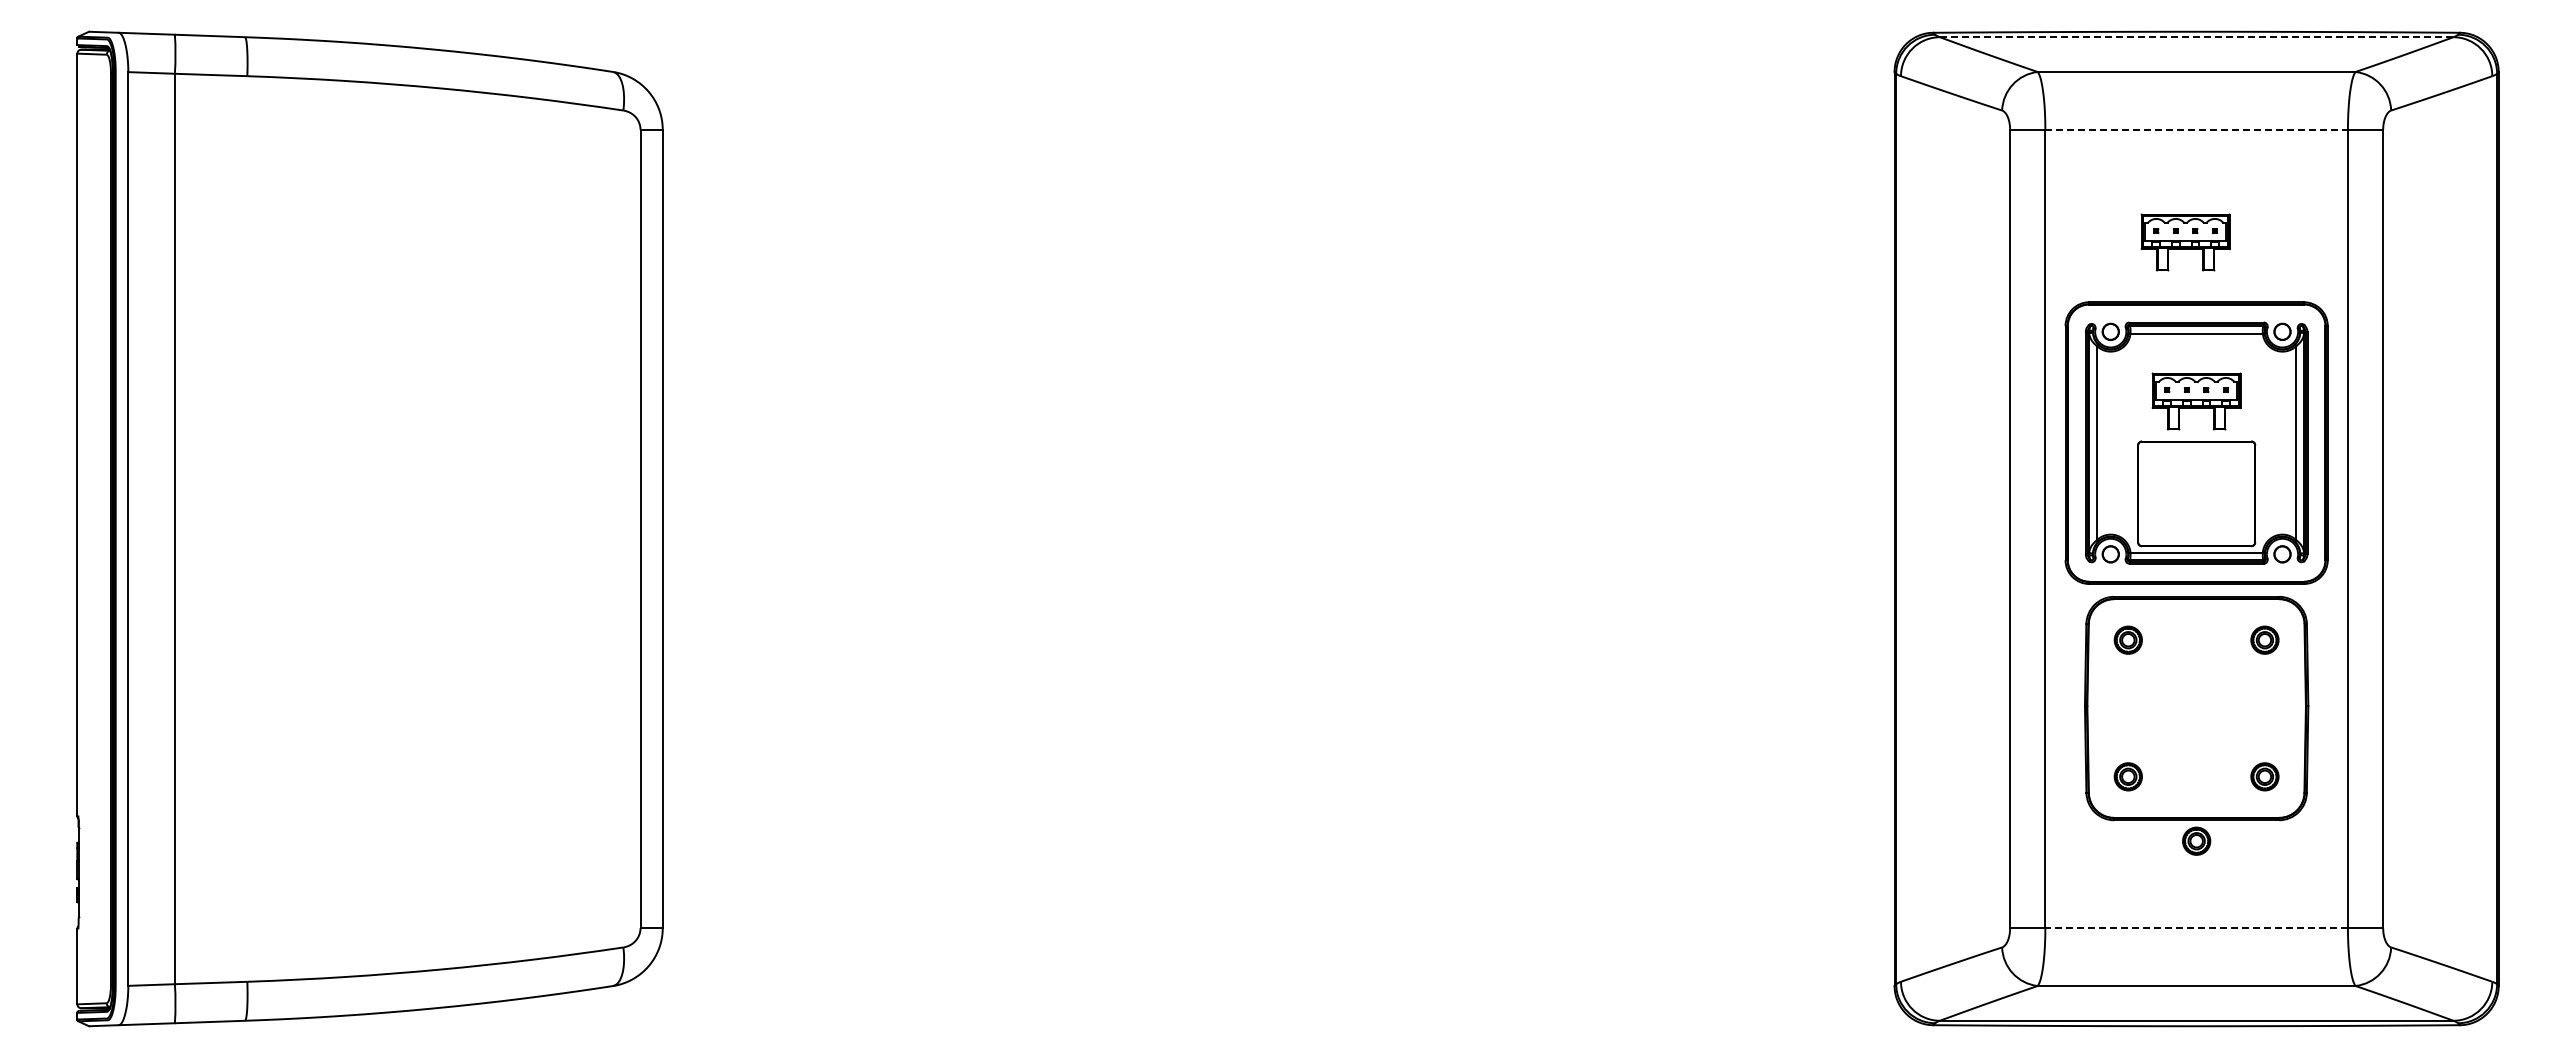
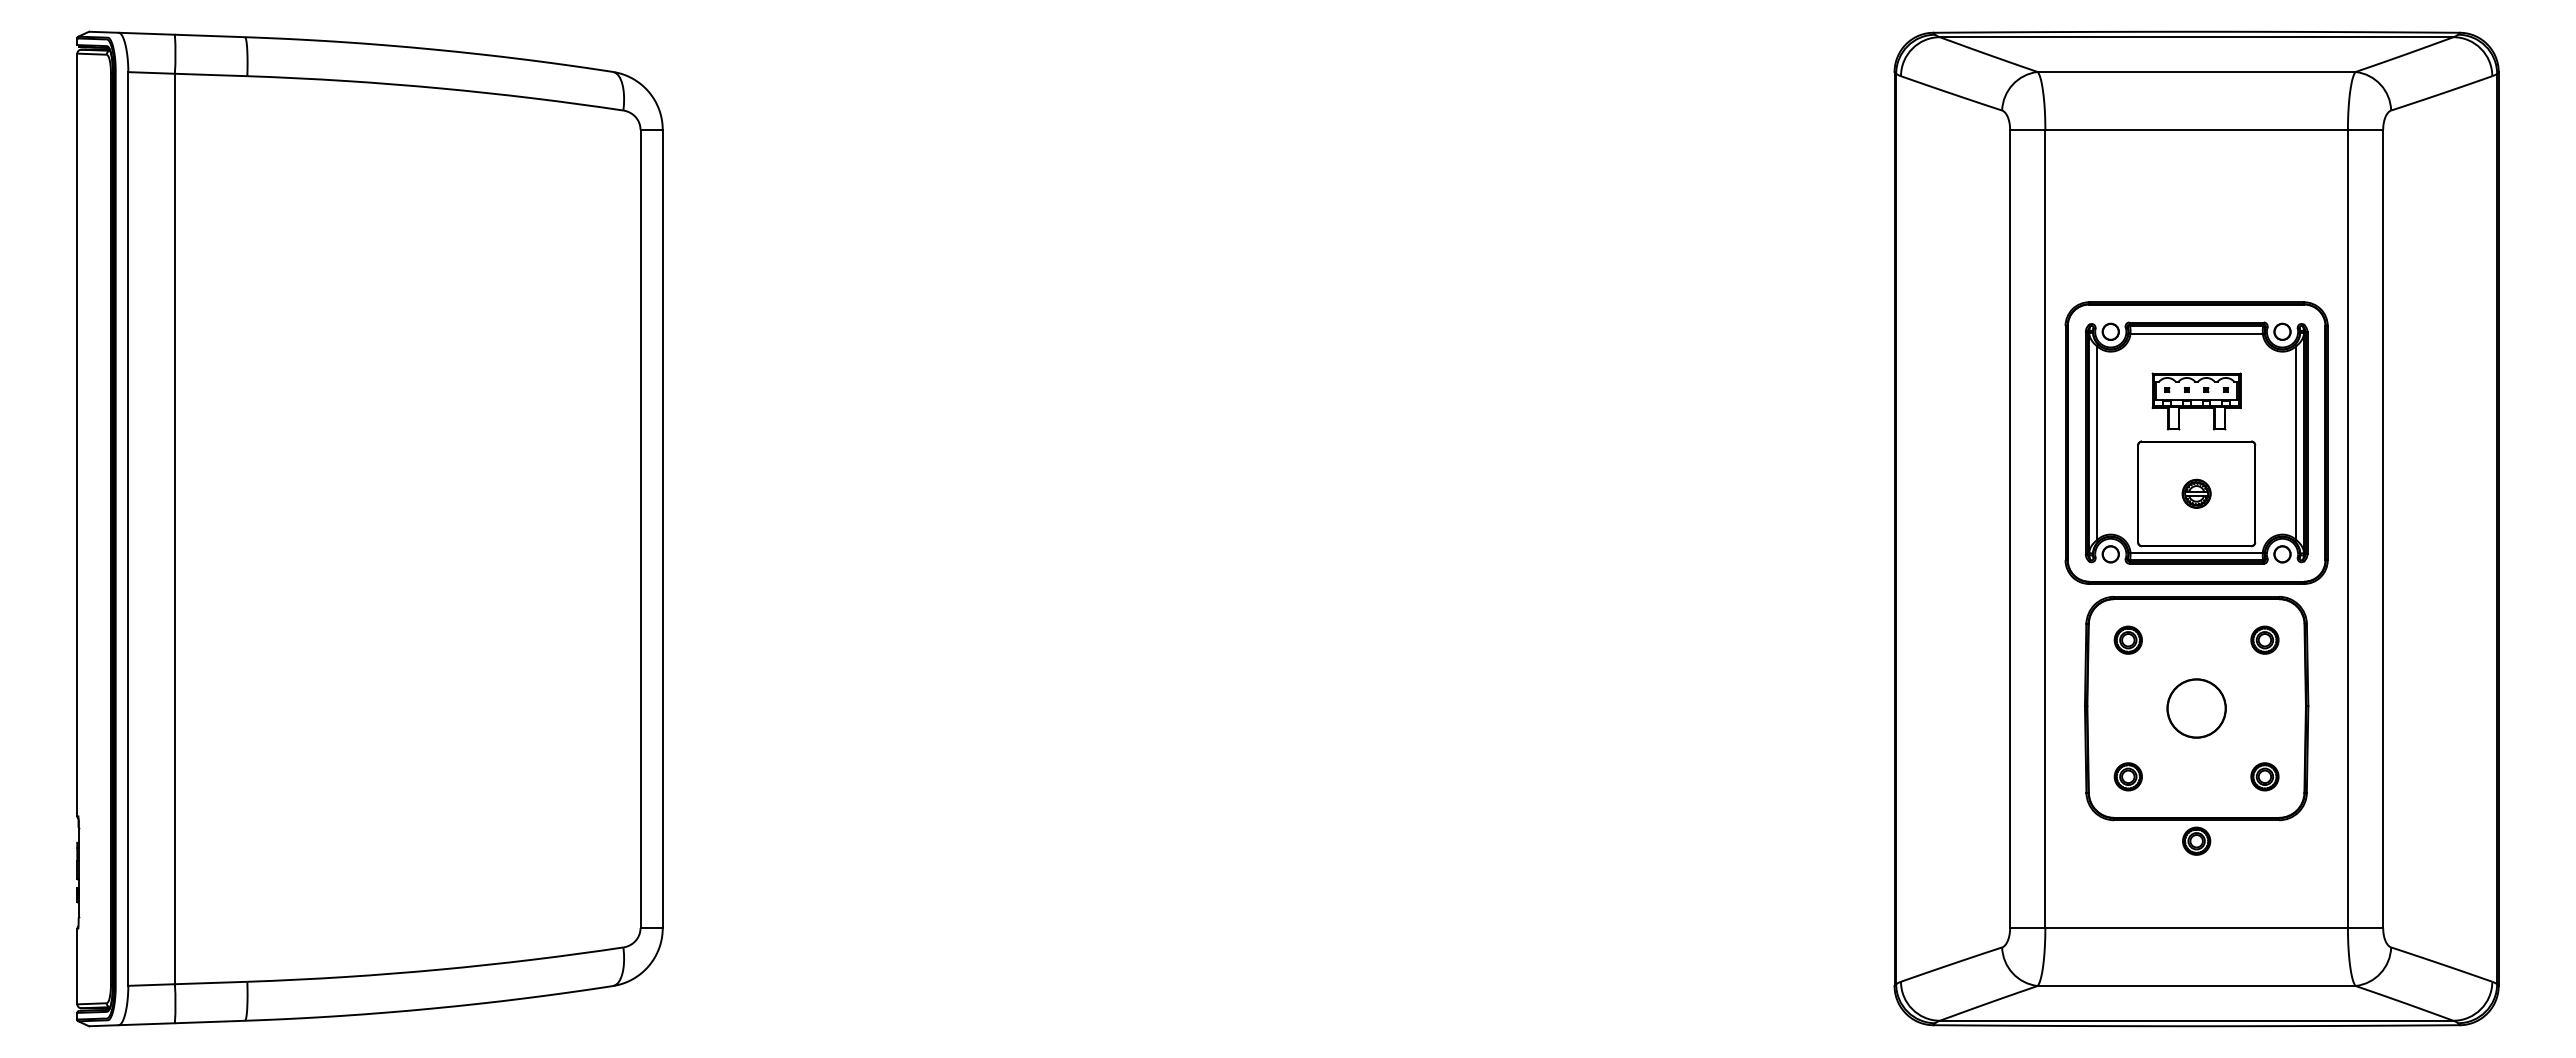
line: dashed -> solid (2196, 37)
line: dashed -> solid (2197, 129)
part: present -> none (2185, 242)
part: none -> present (2196, 493)
circle: none -> present (2196, 708)
line: dashed -> solid (2196, 928)
